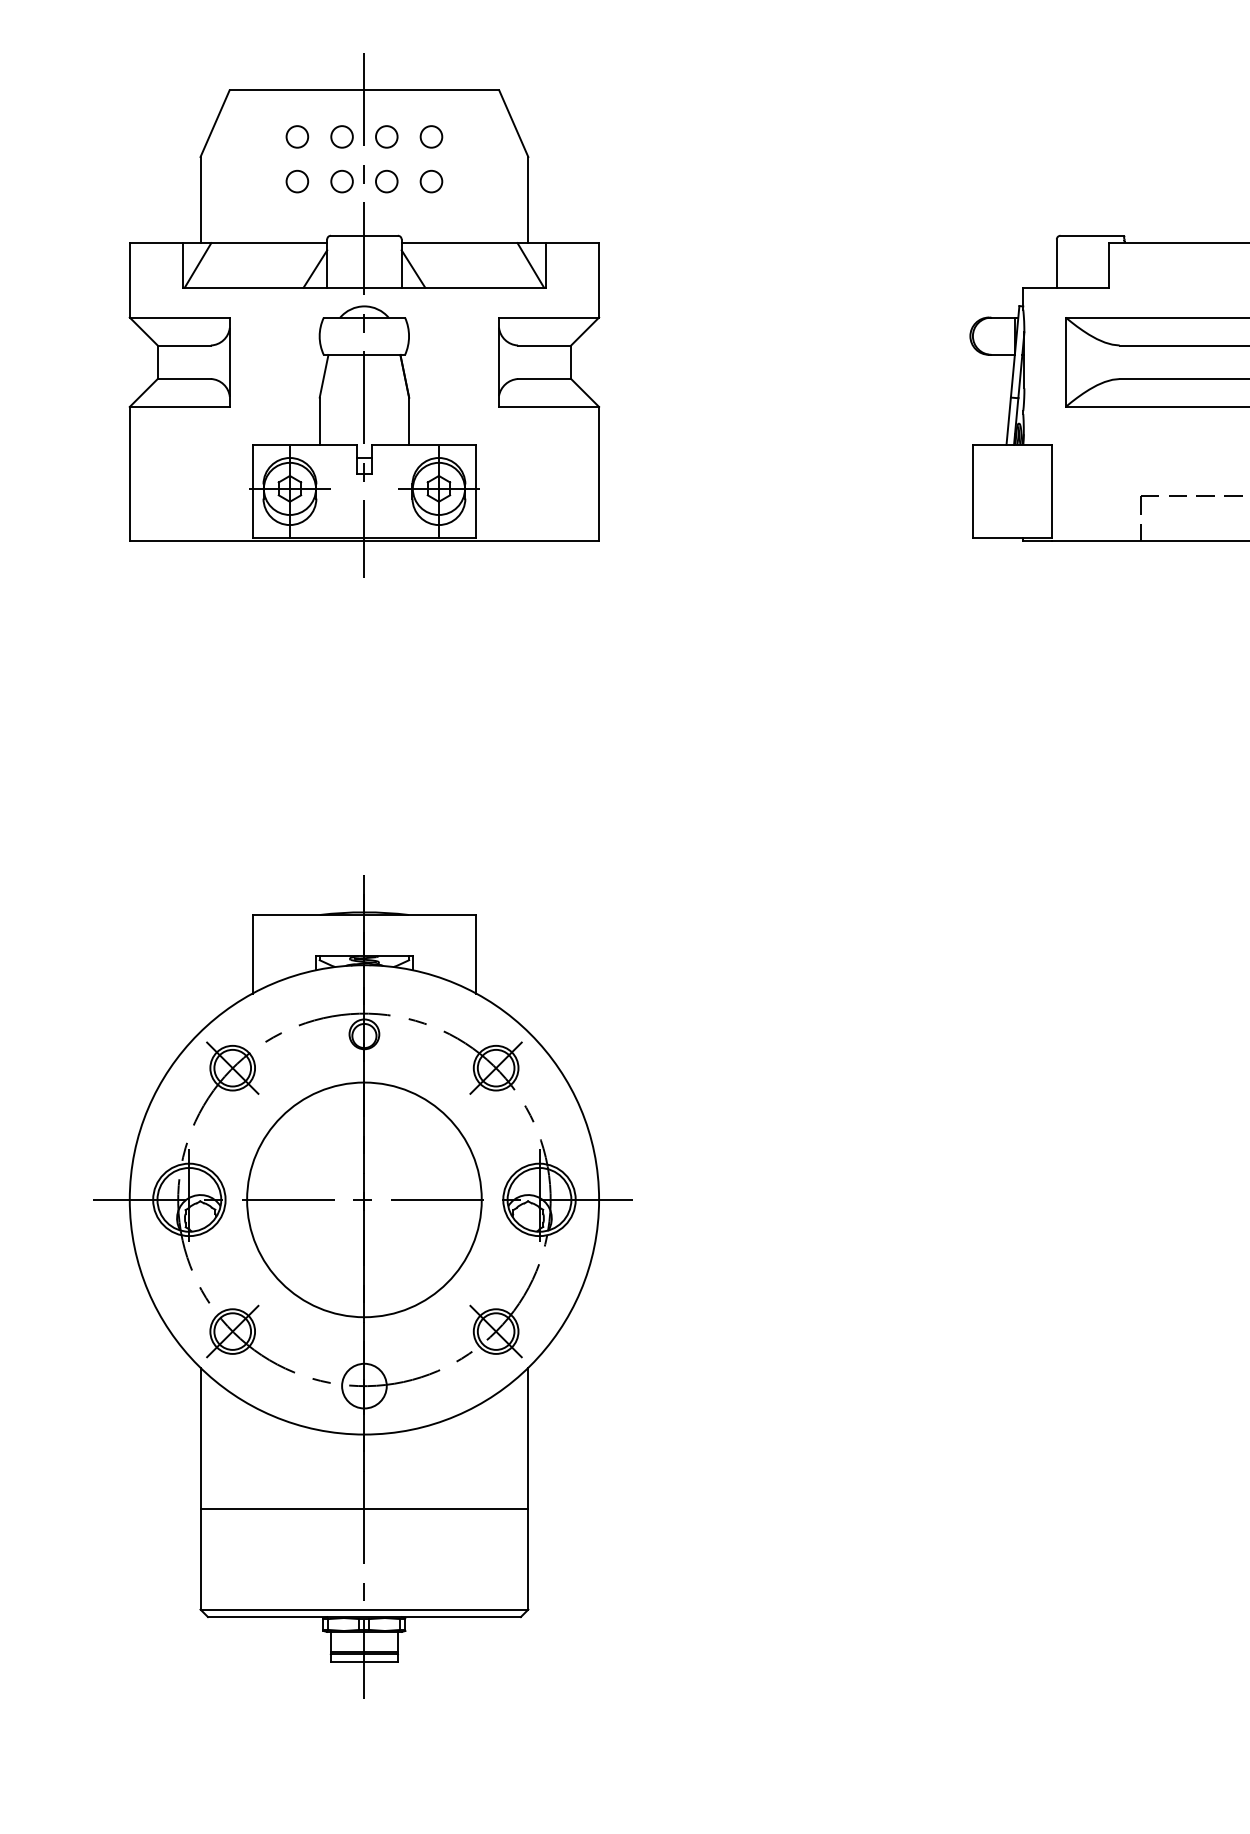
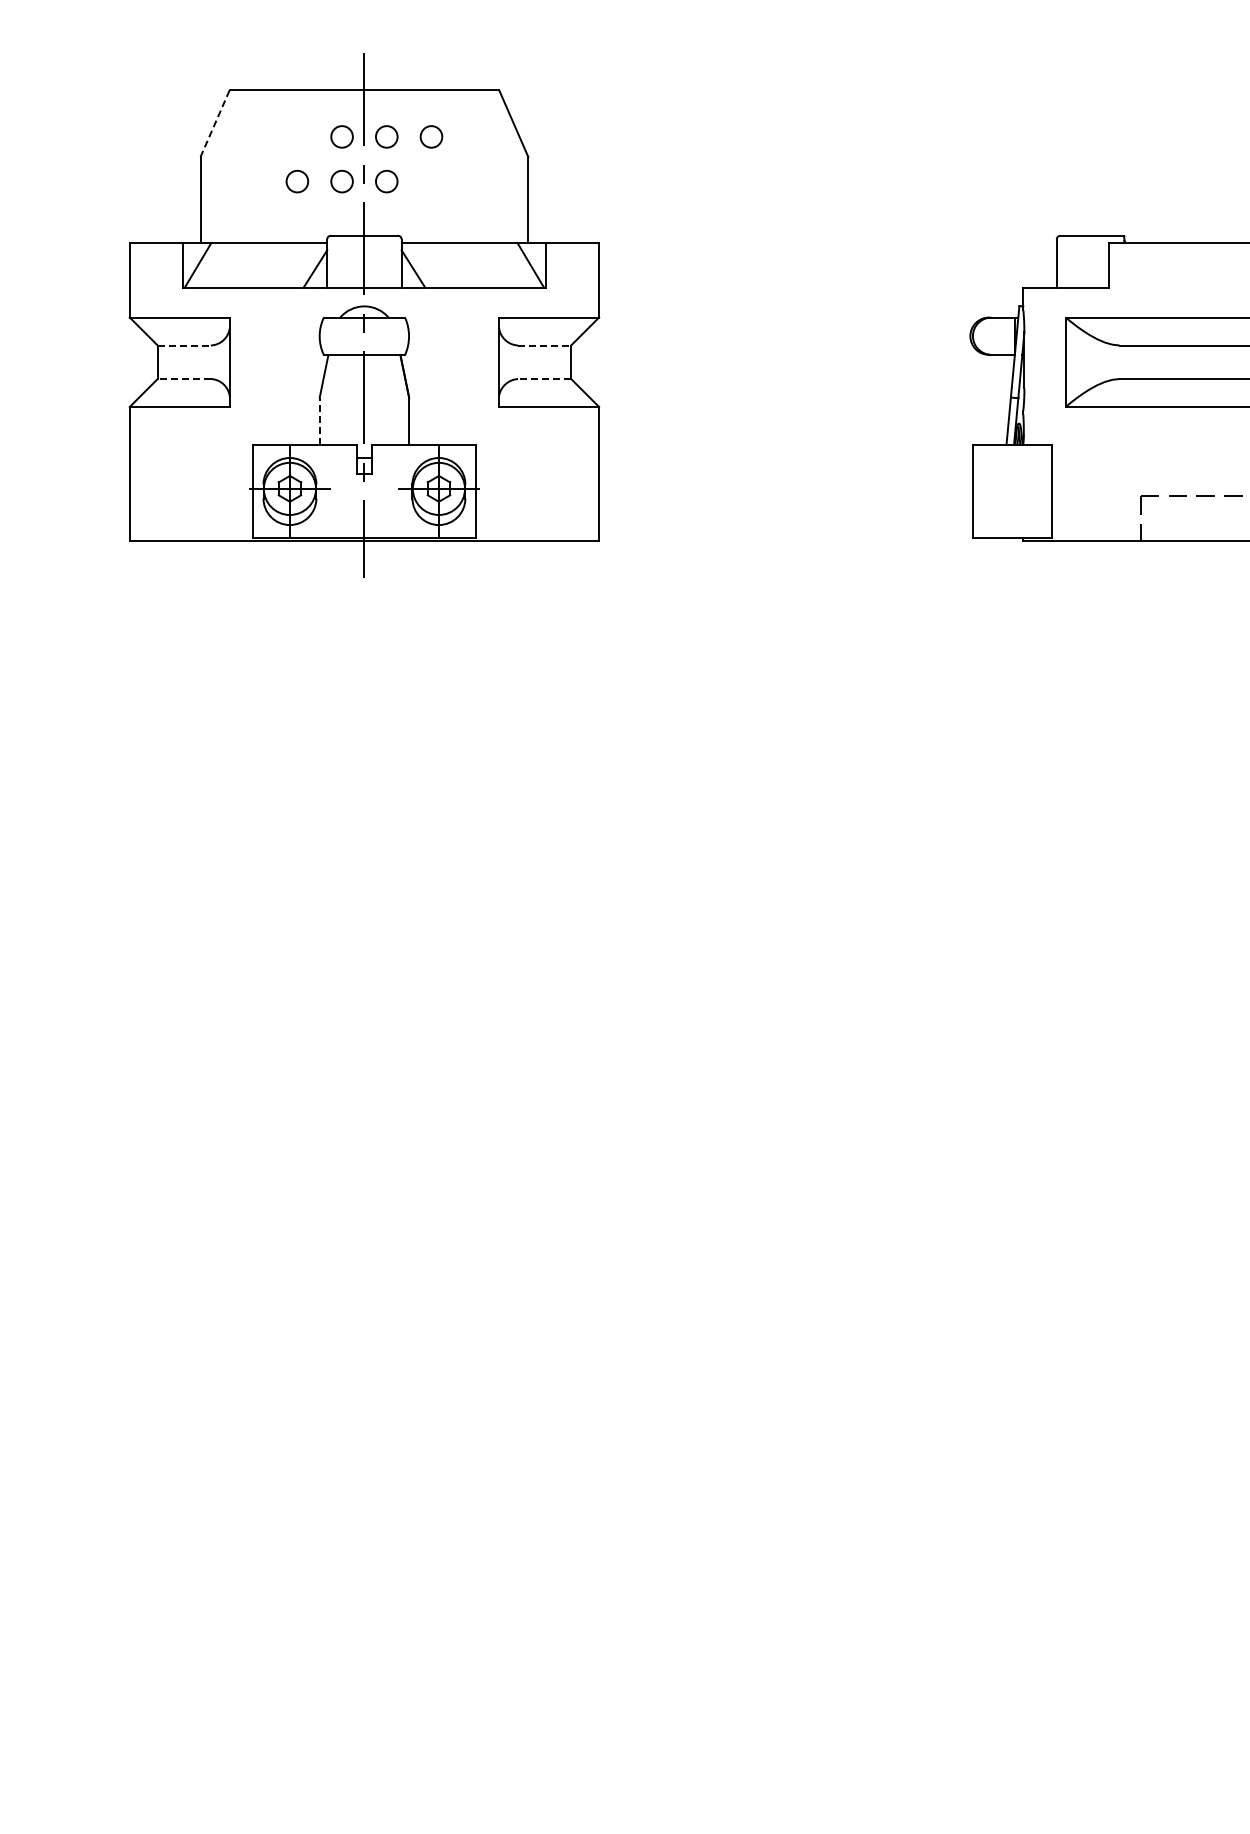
line: solid -> dashed (214, 124)
circle: present -> none (297, 136)
circle: present -> none (431, 181)
line: solid -> dashed (184, 345)
line: solid -> dashed (544, 345)
line: solid -> dashed (184, 379)
line: solid -> dashed (544, 379)
line: solid -> dashed (319, 421)
part: present -> none (362, 1286)
